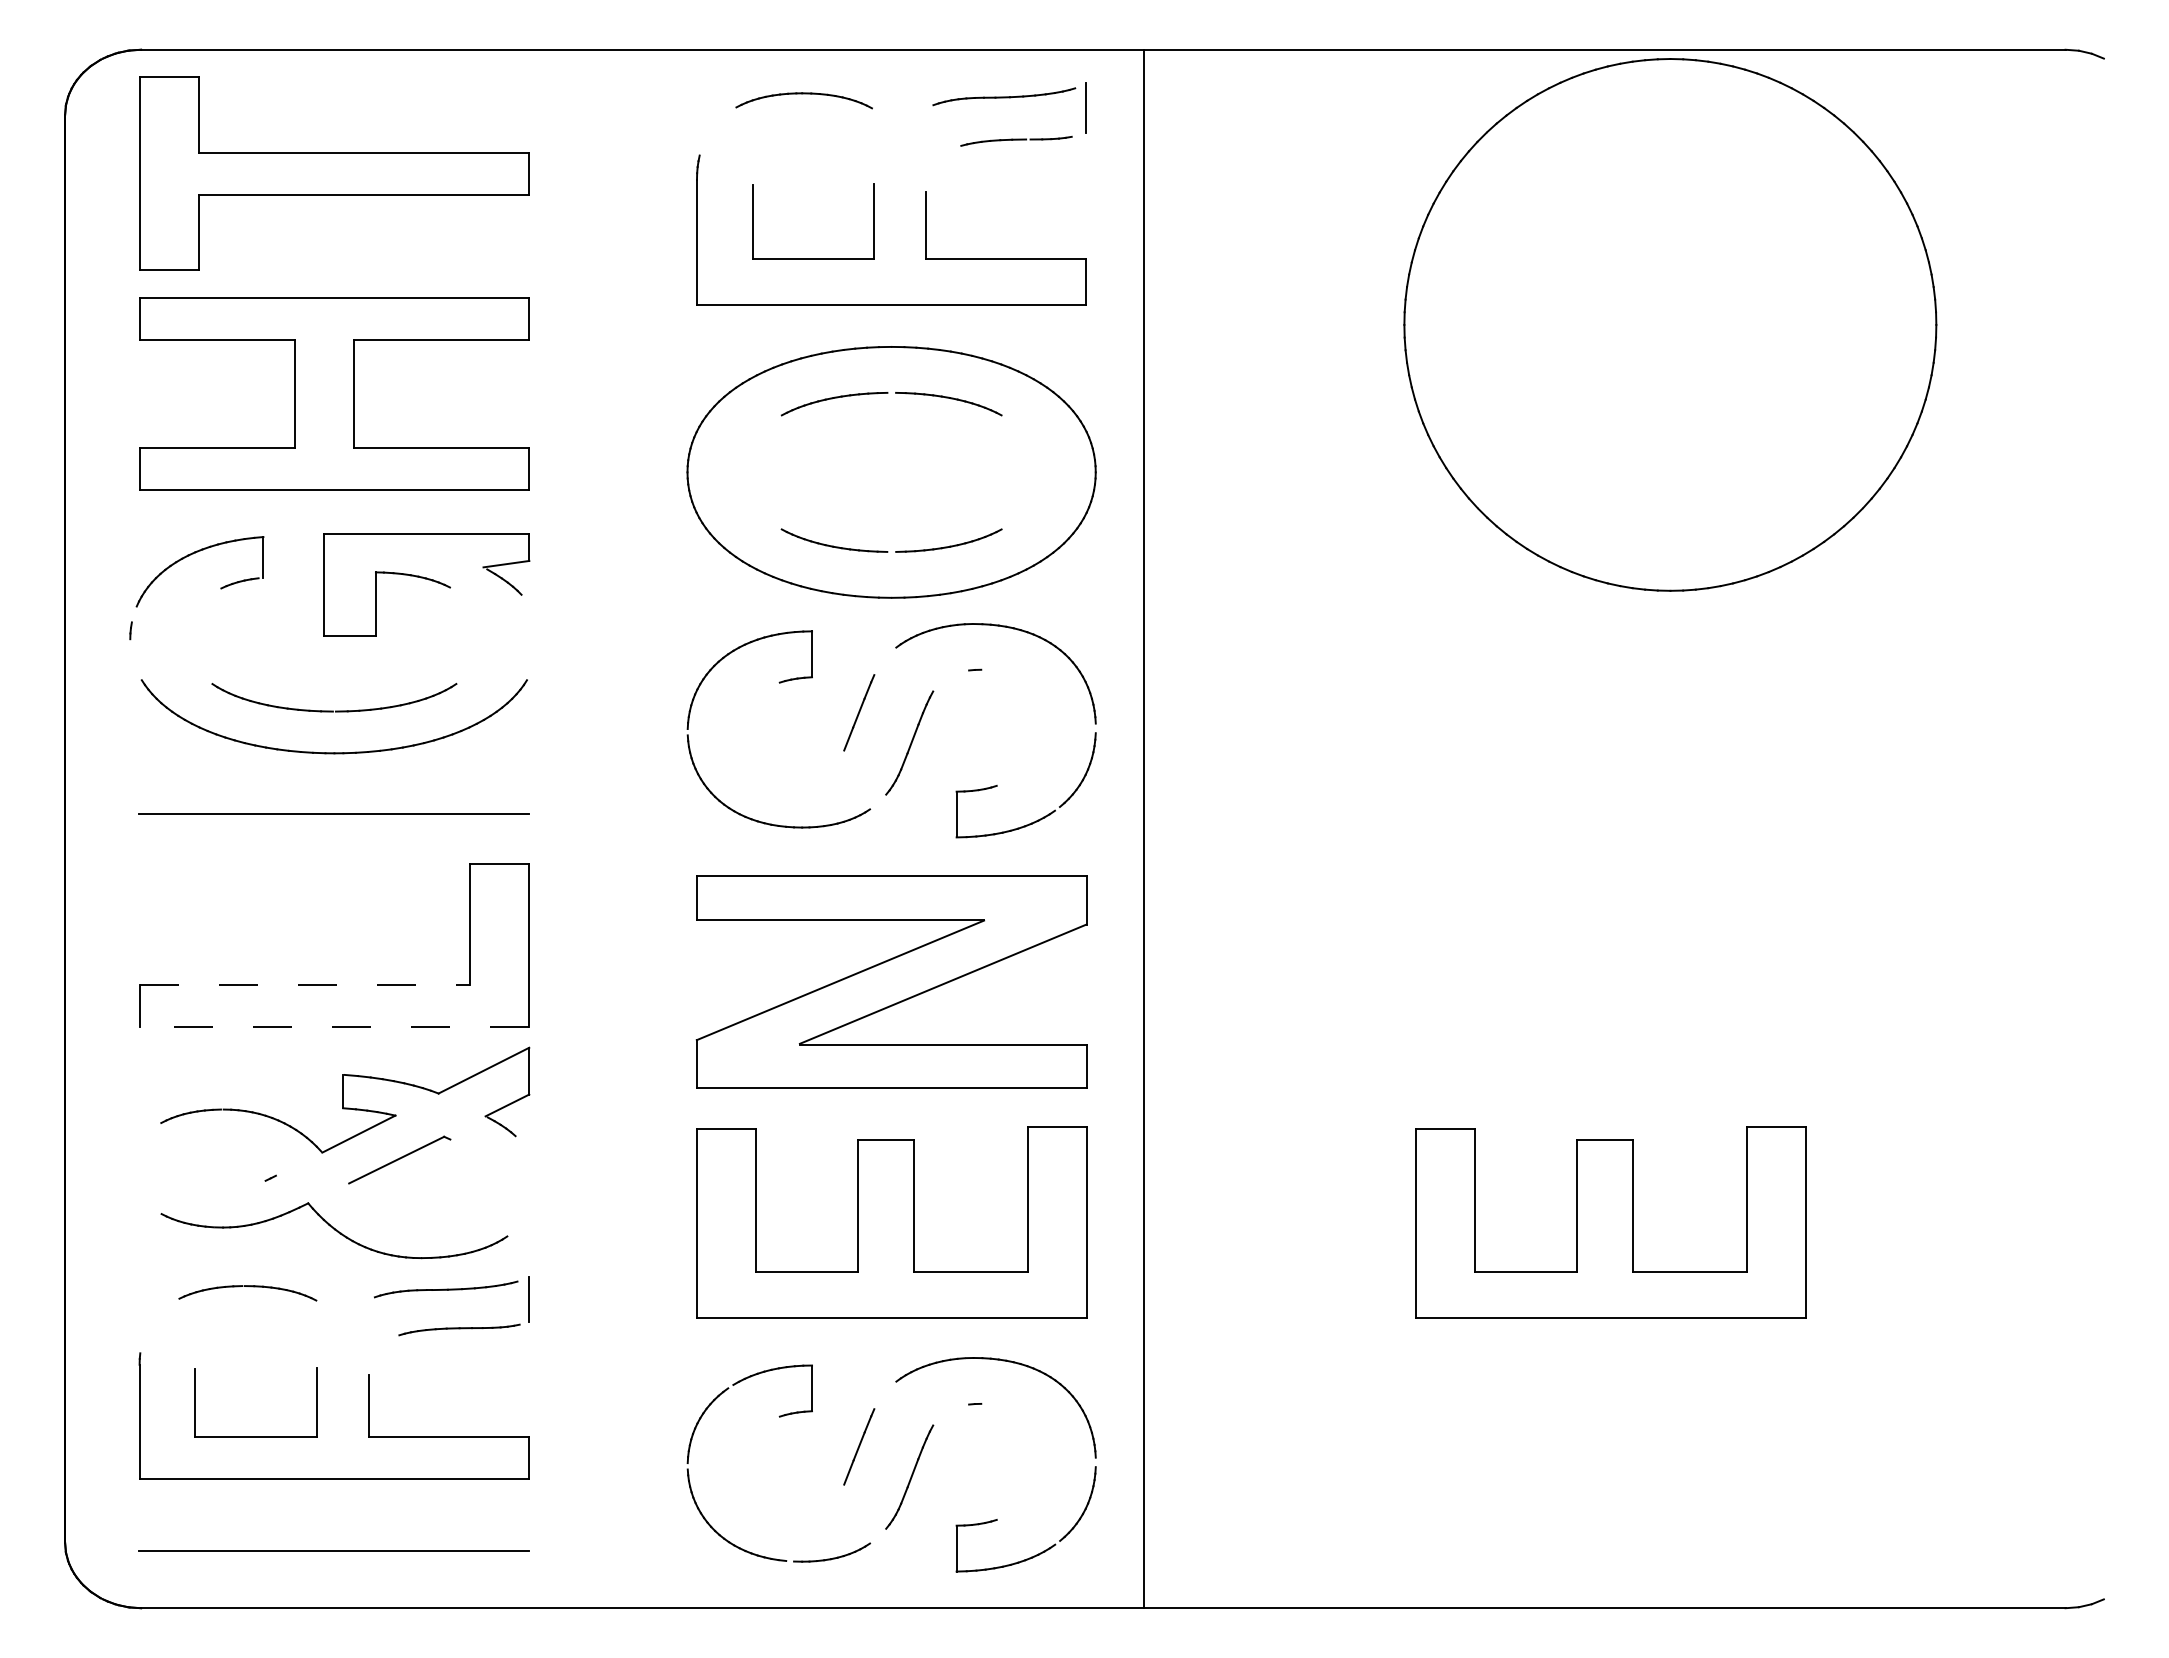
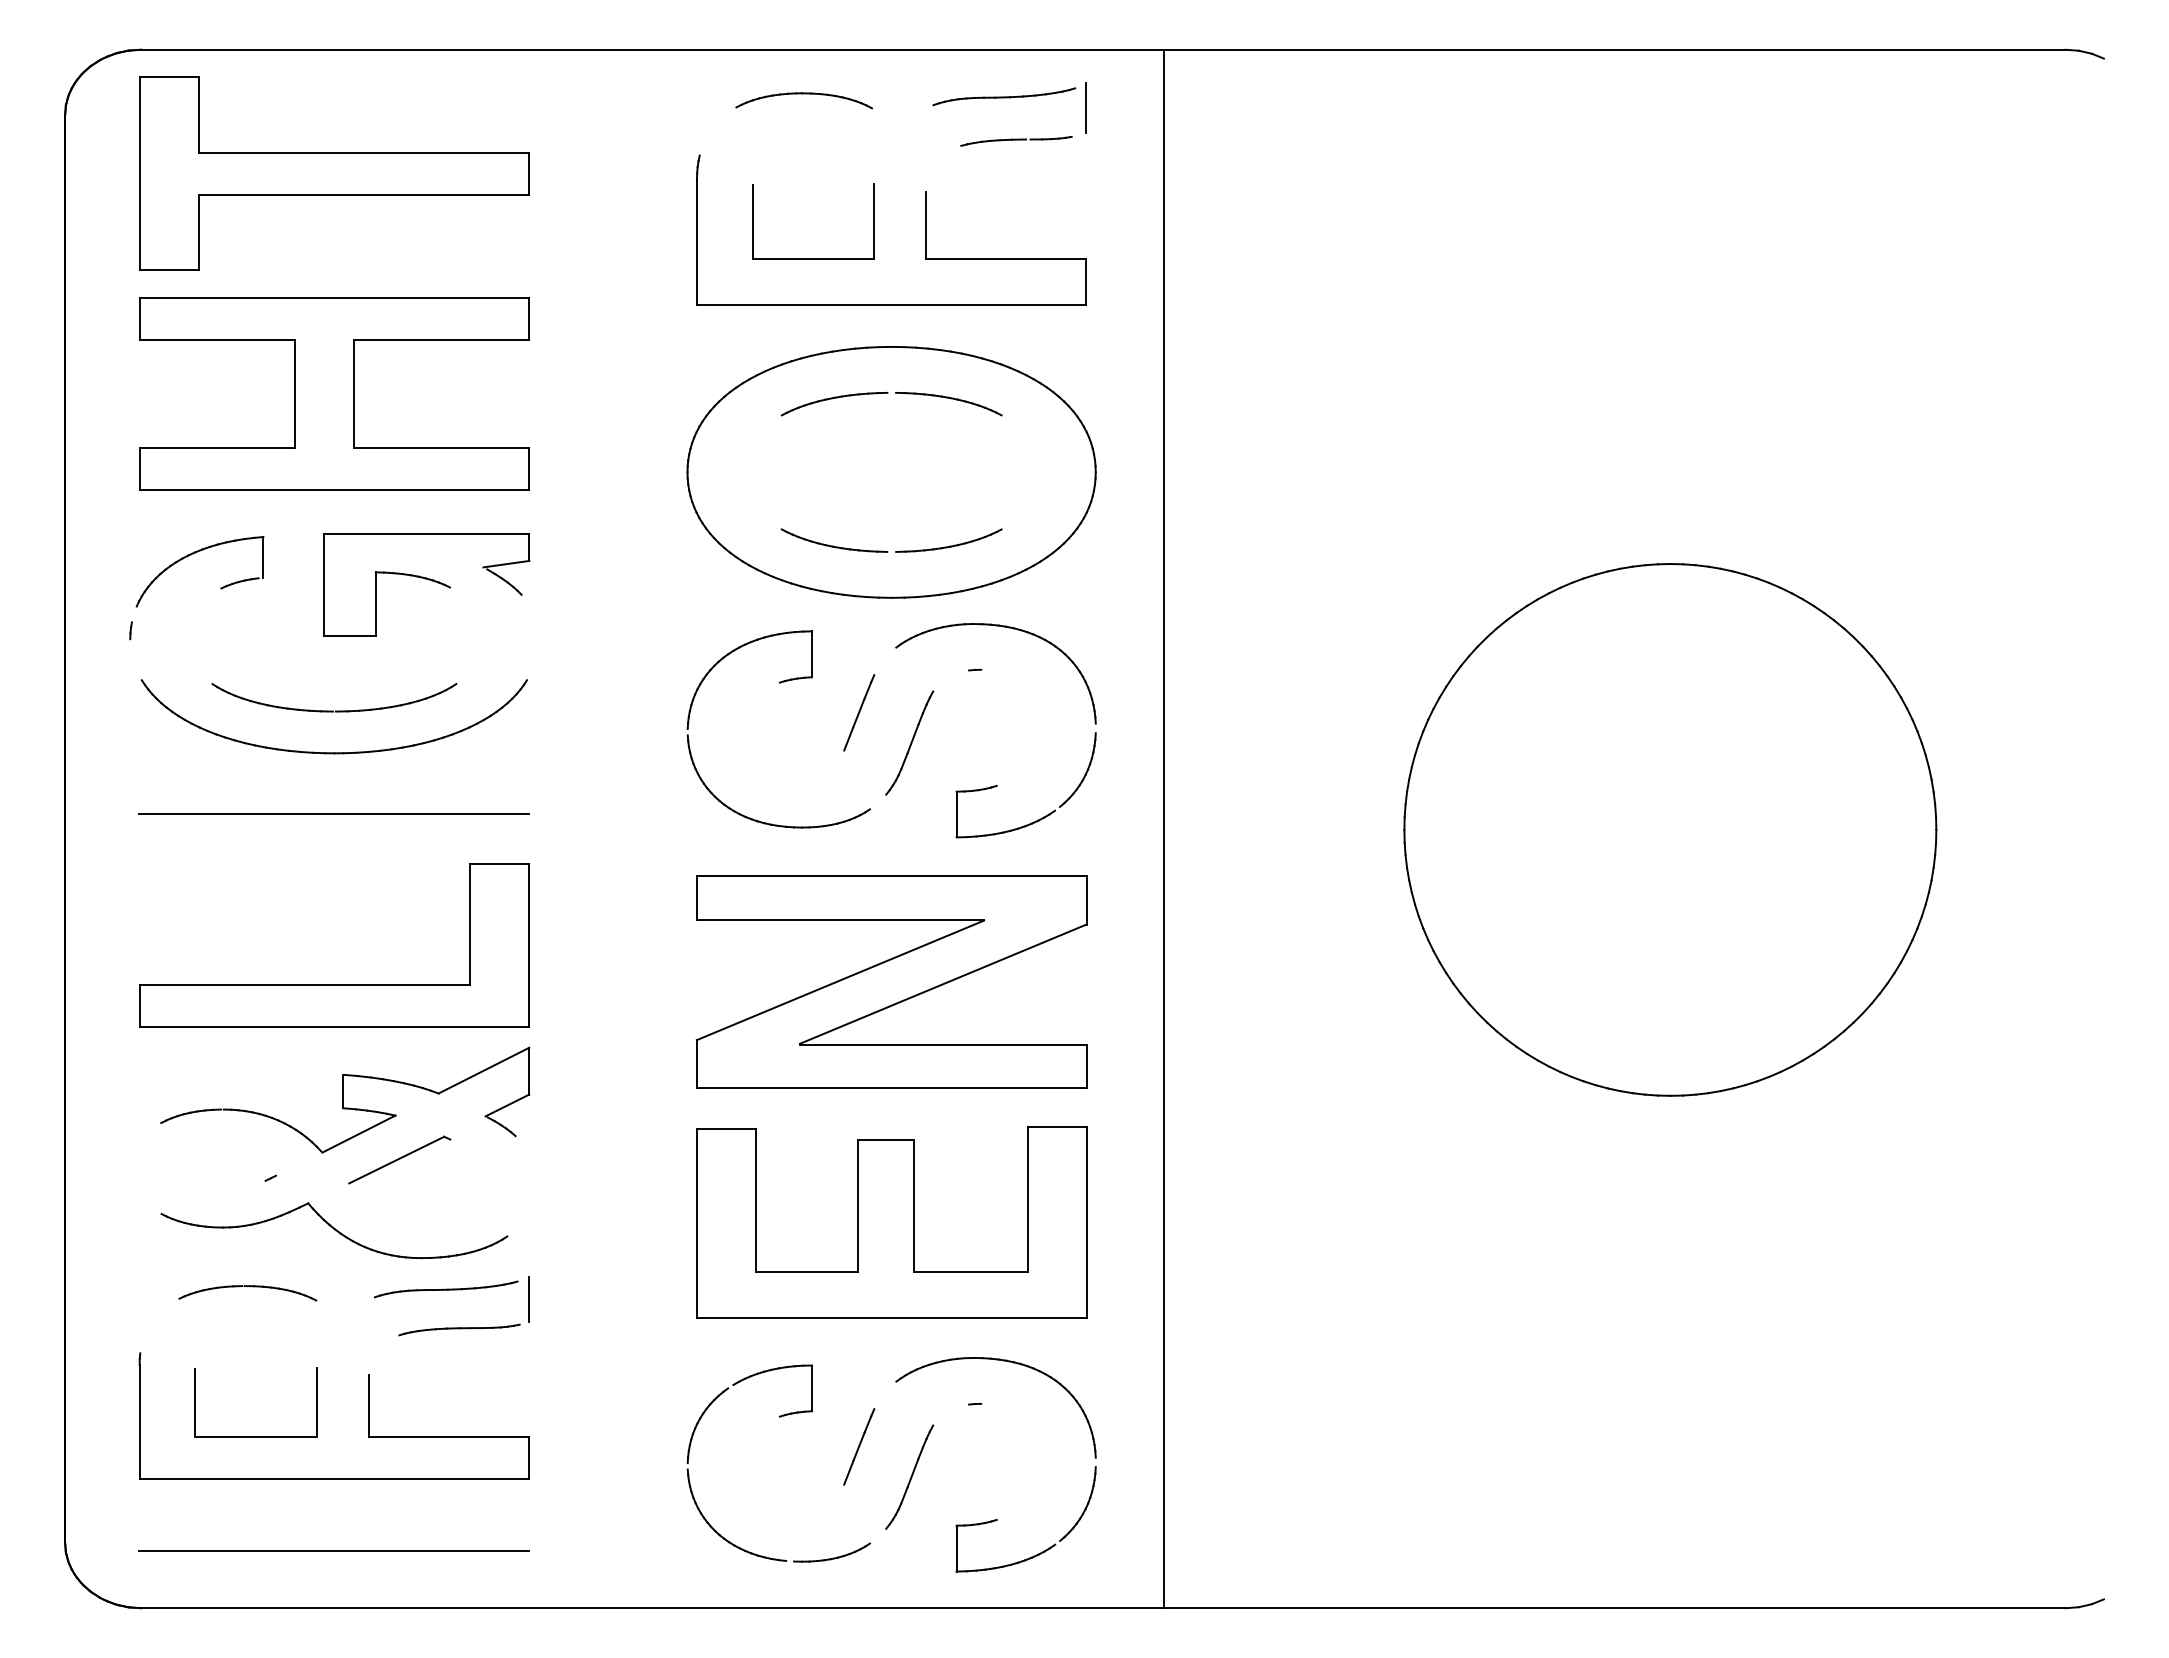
part position: (1670, 324) -> (1670, 829) (1670, 829)
line position: (1143, 828) -> (1163, 828) (1163, 828)
line: dashed -> solid (305, 985)
line: dashed -> solid (334, 1026)
part: present -> none (1610, 1222)
